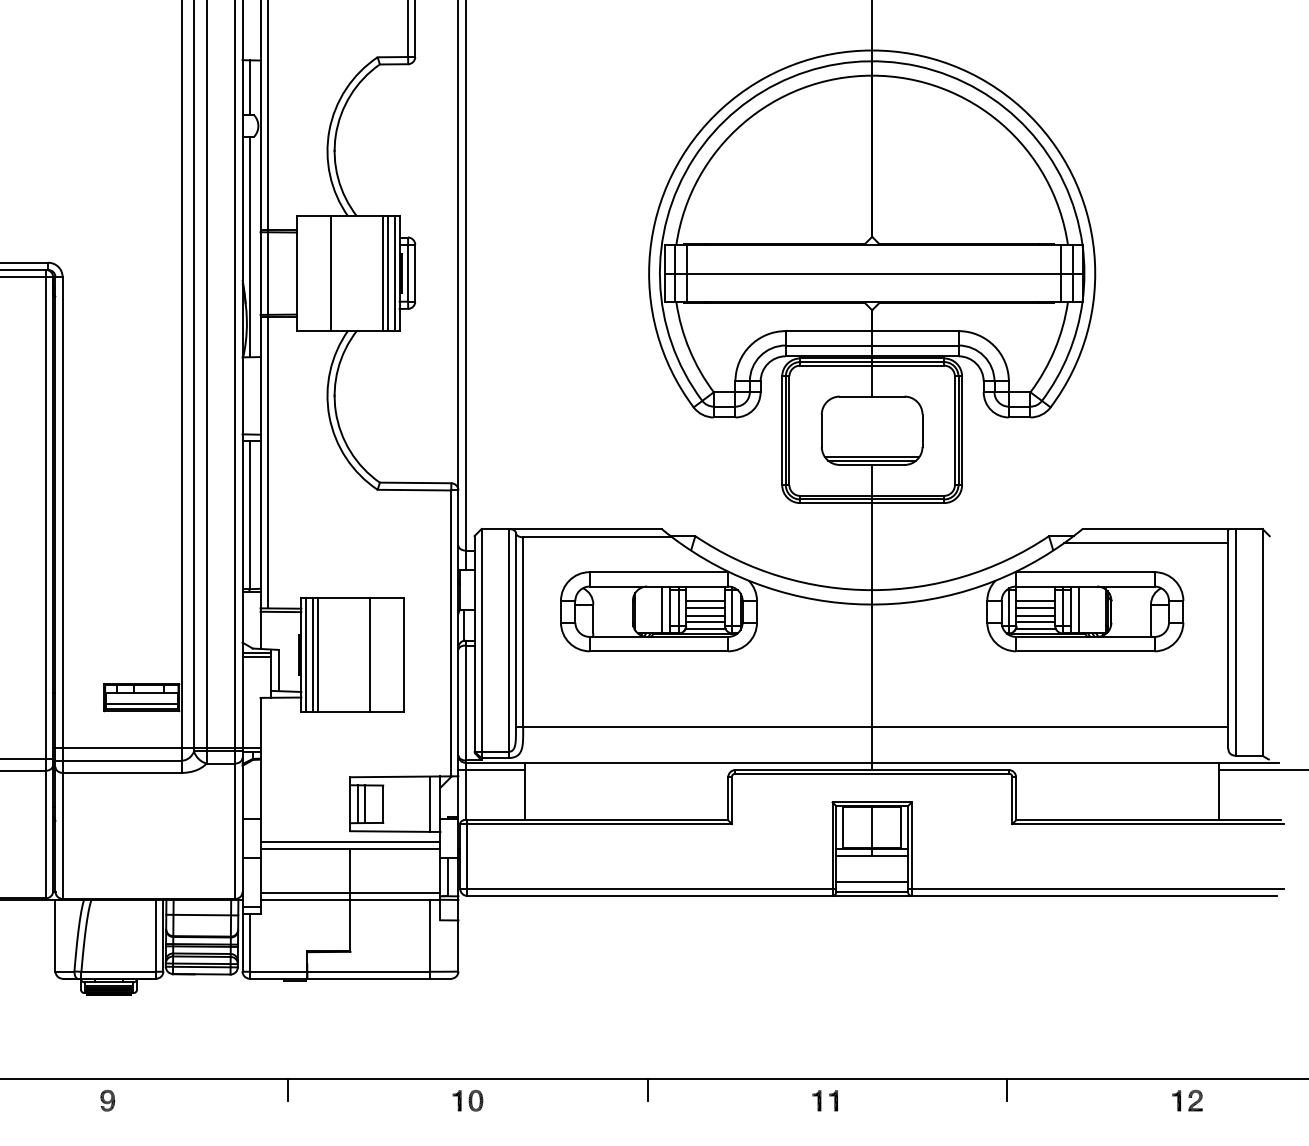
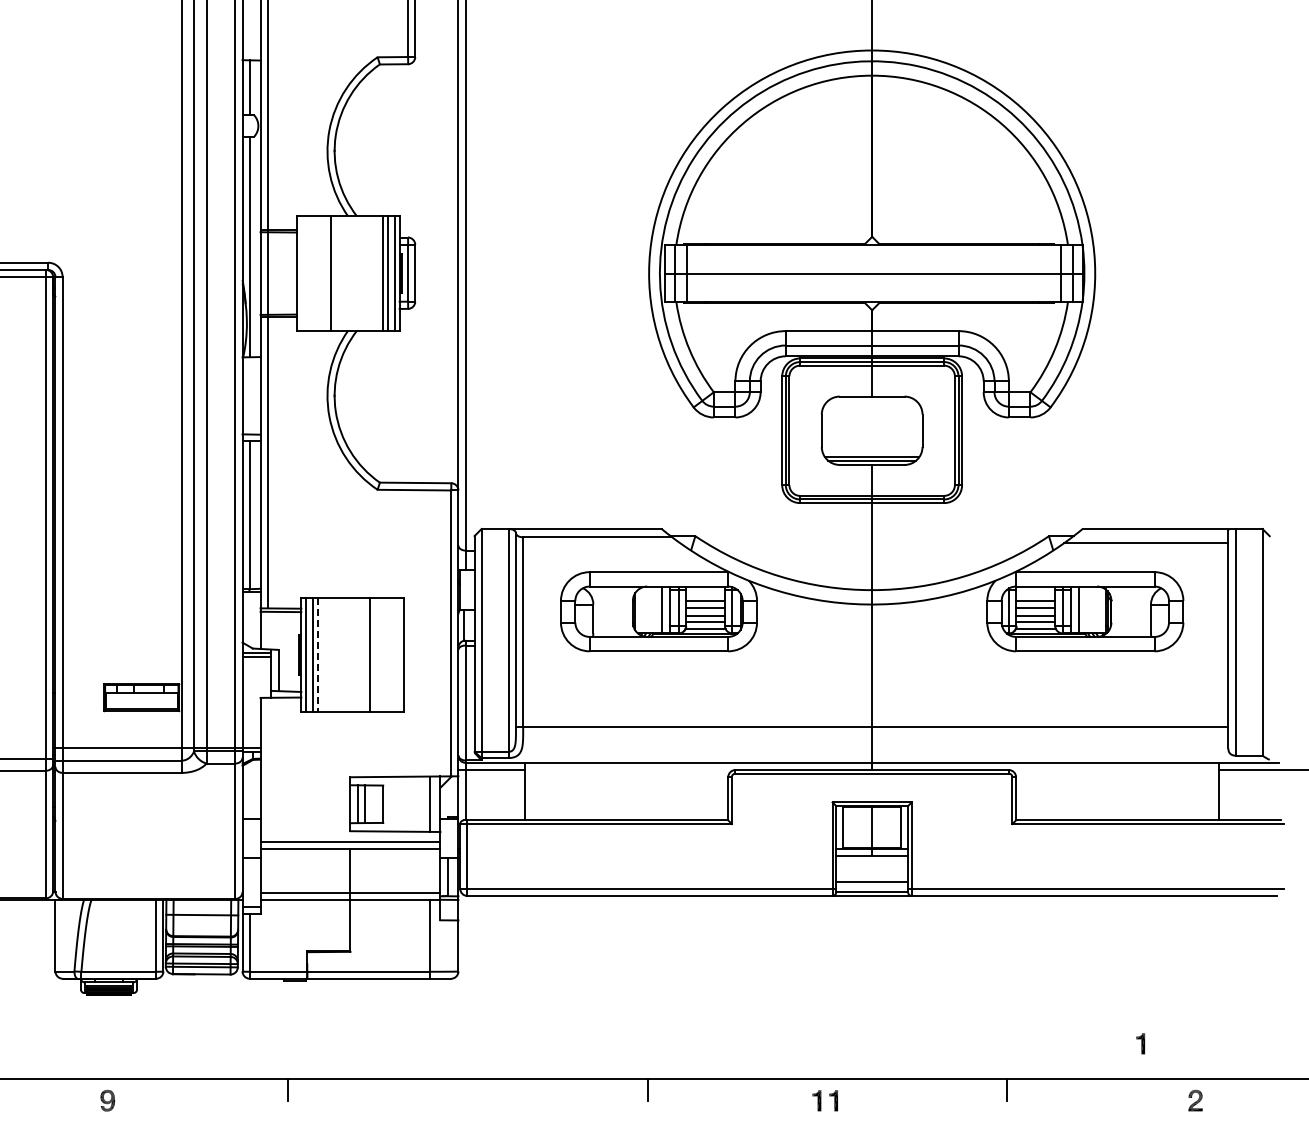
line: solid -> dashed (317, 655)
line: present -> none (141, 703)
part: present -> none (467, 1100)
part position: (1176, 1100) -> (1140, 1043) (1140, 1043)
